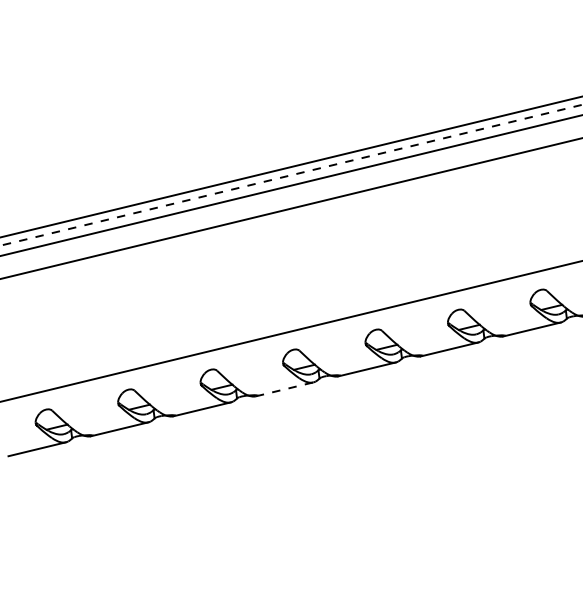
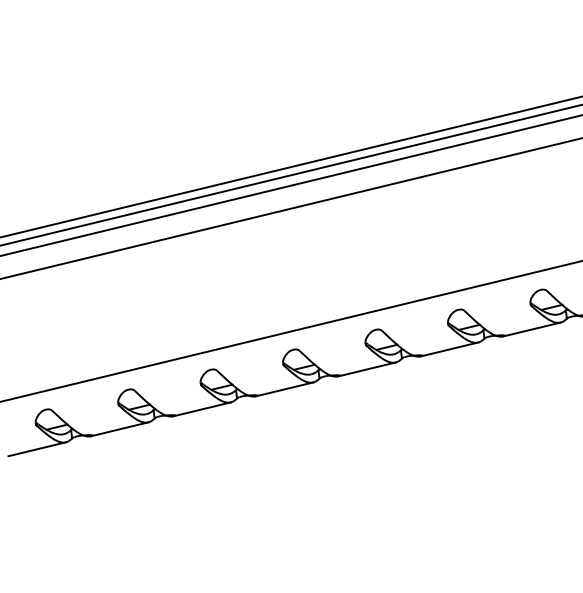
line: dashed -> solid (290, 175)
line: dashed -> solid (284, 389)
